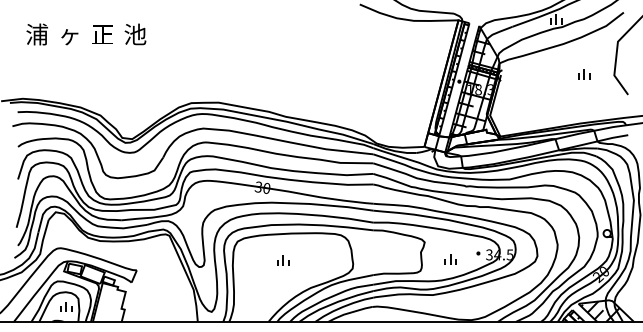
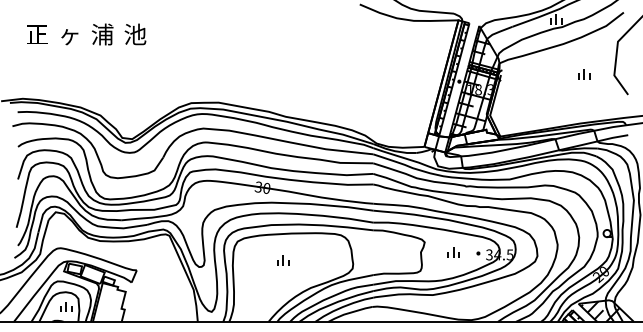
text: 浦 -> 正 (37, 34)
text: 正 -> 浦 (102, 34)
part position: (450, 259) -> (453, 252) (453, 252)
